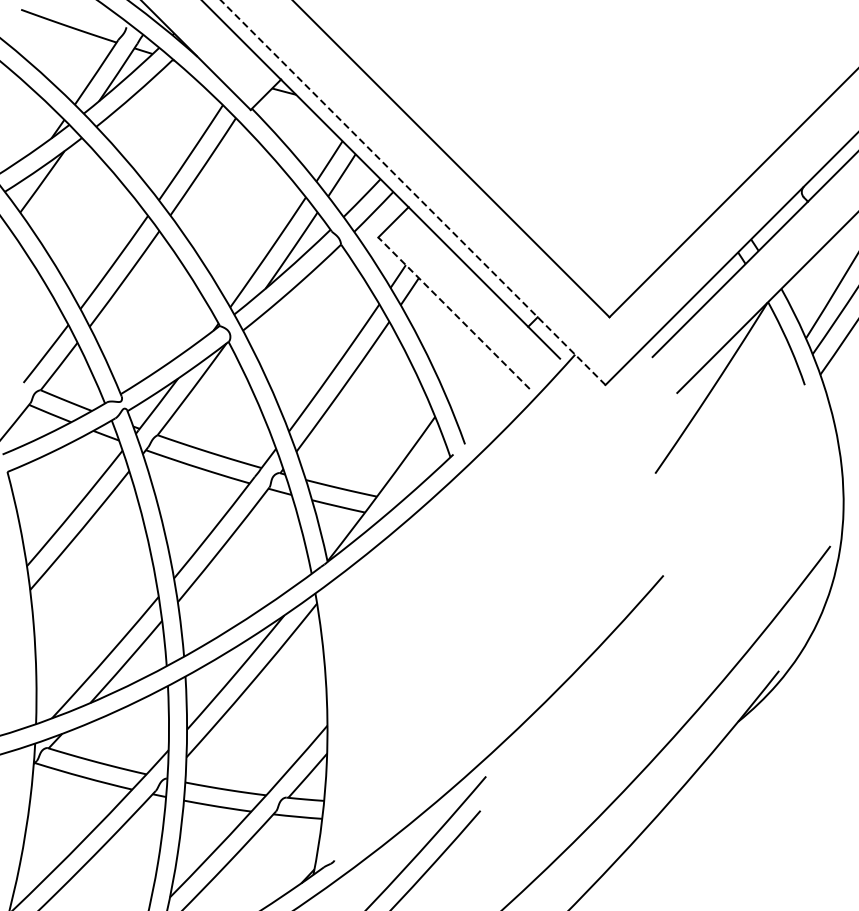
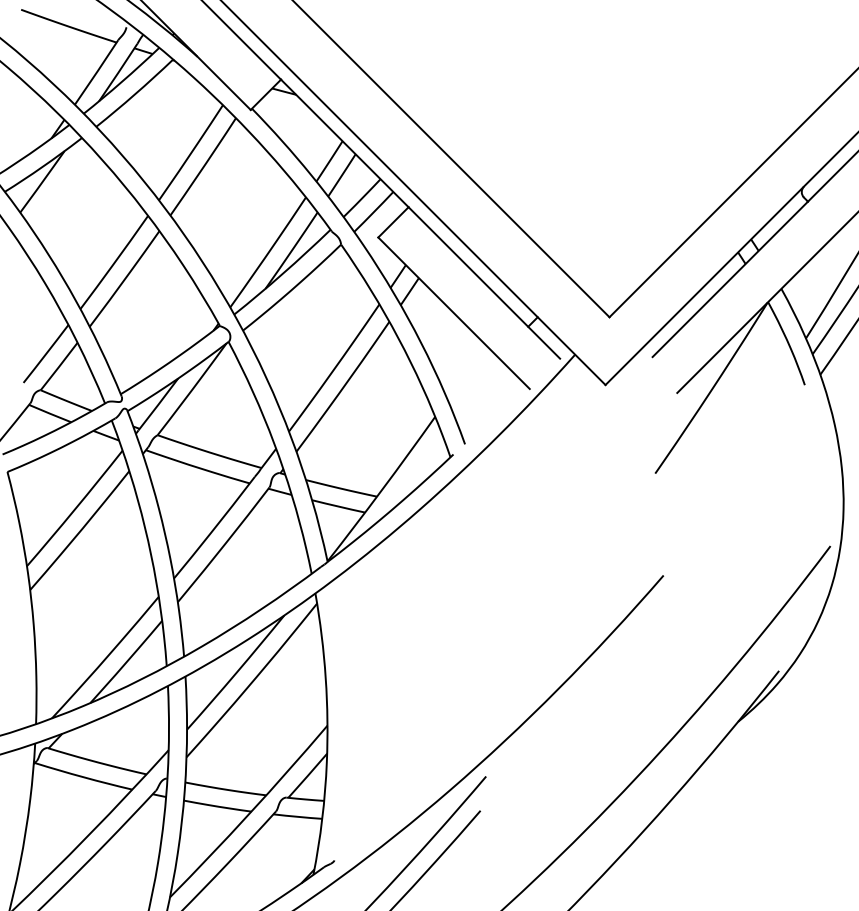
line: dashed -> solid (413, 192)
line: dashed -> solid (453, 312)
